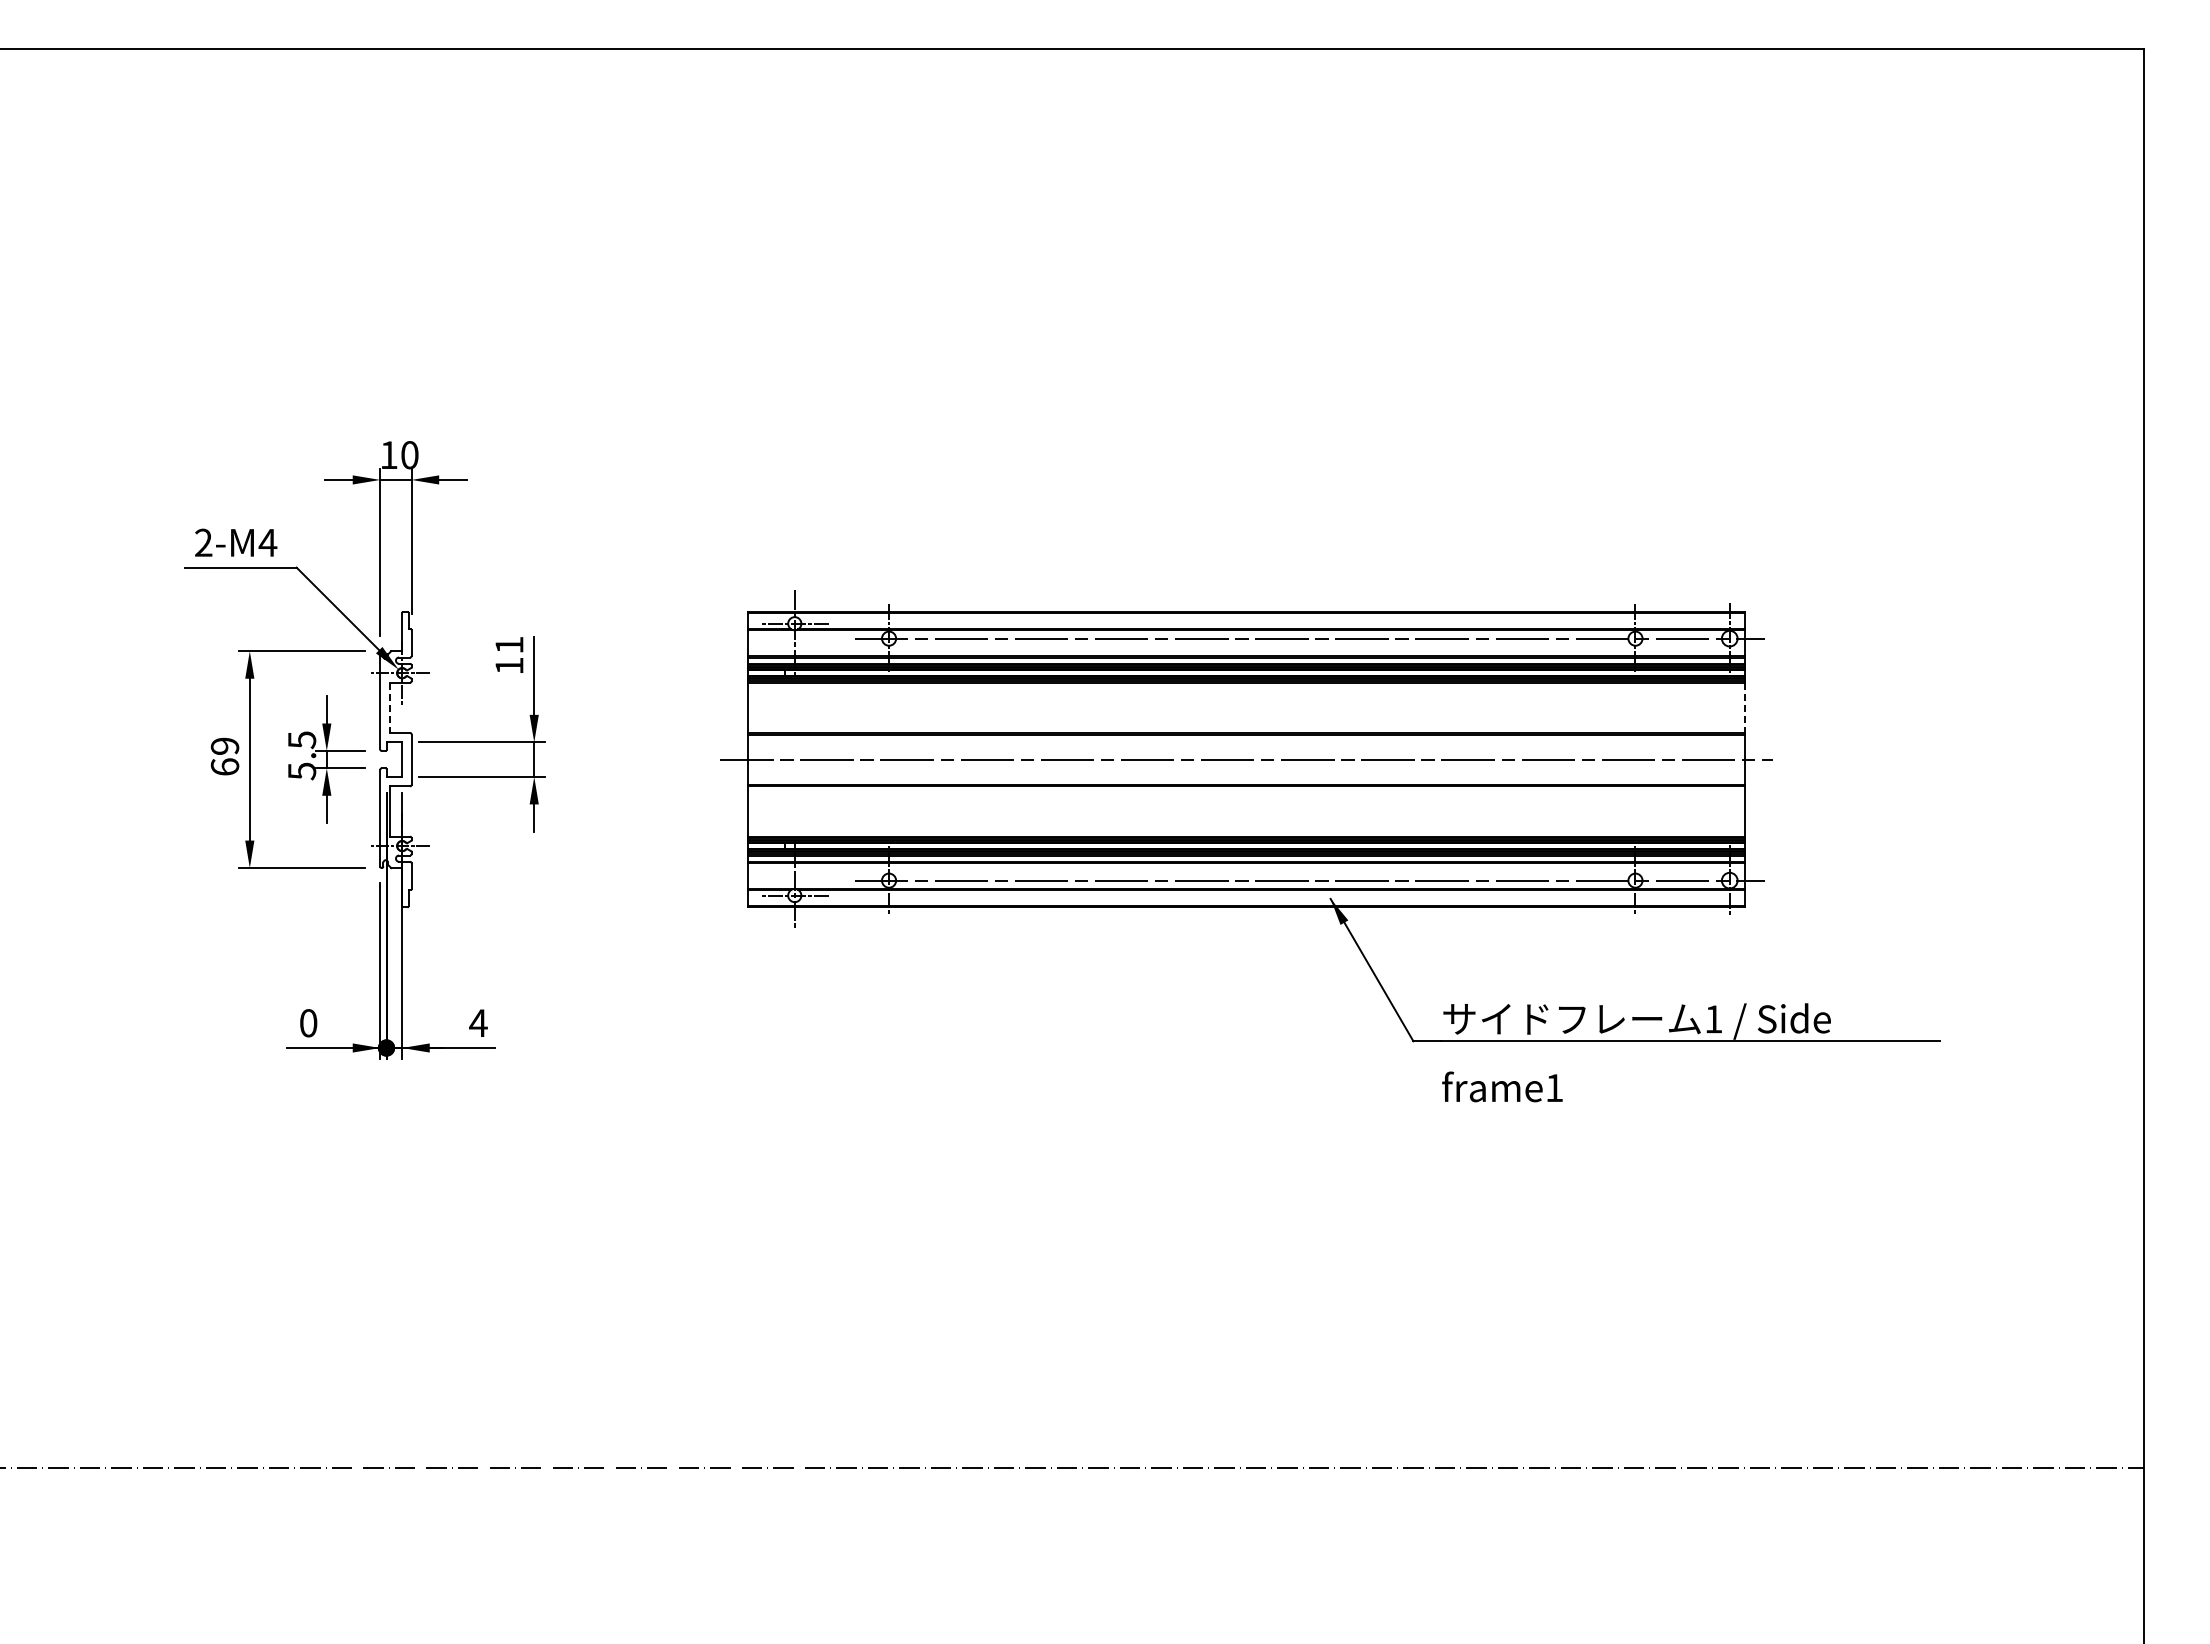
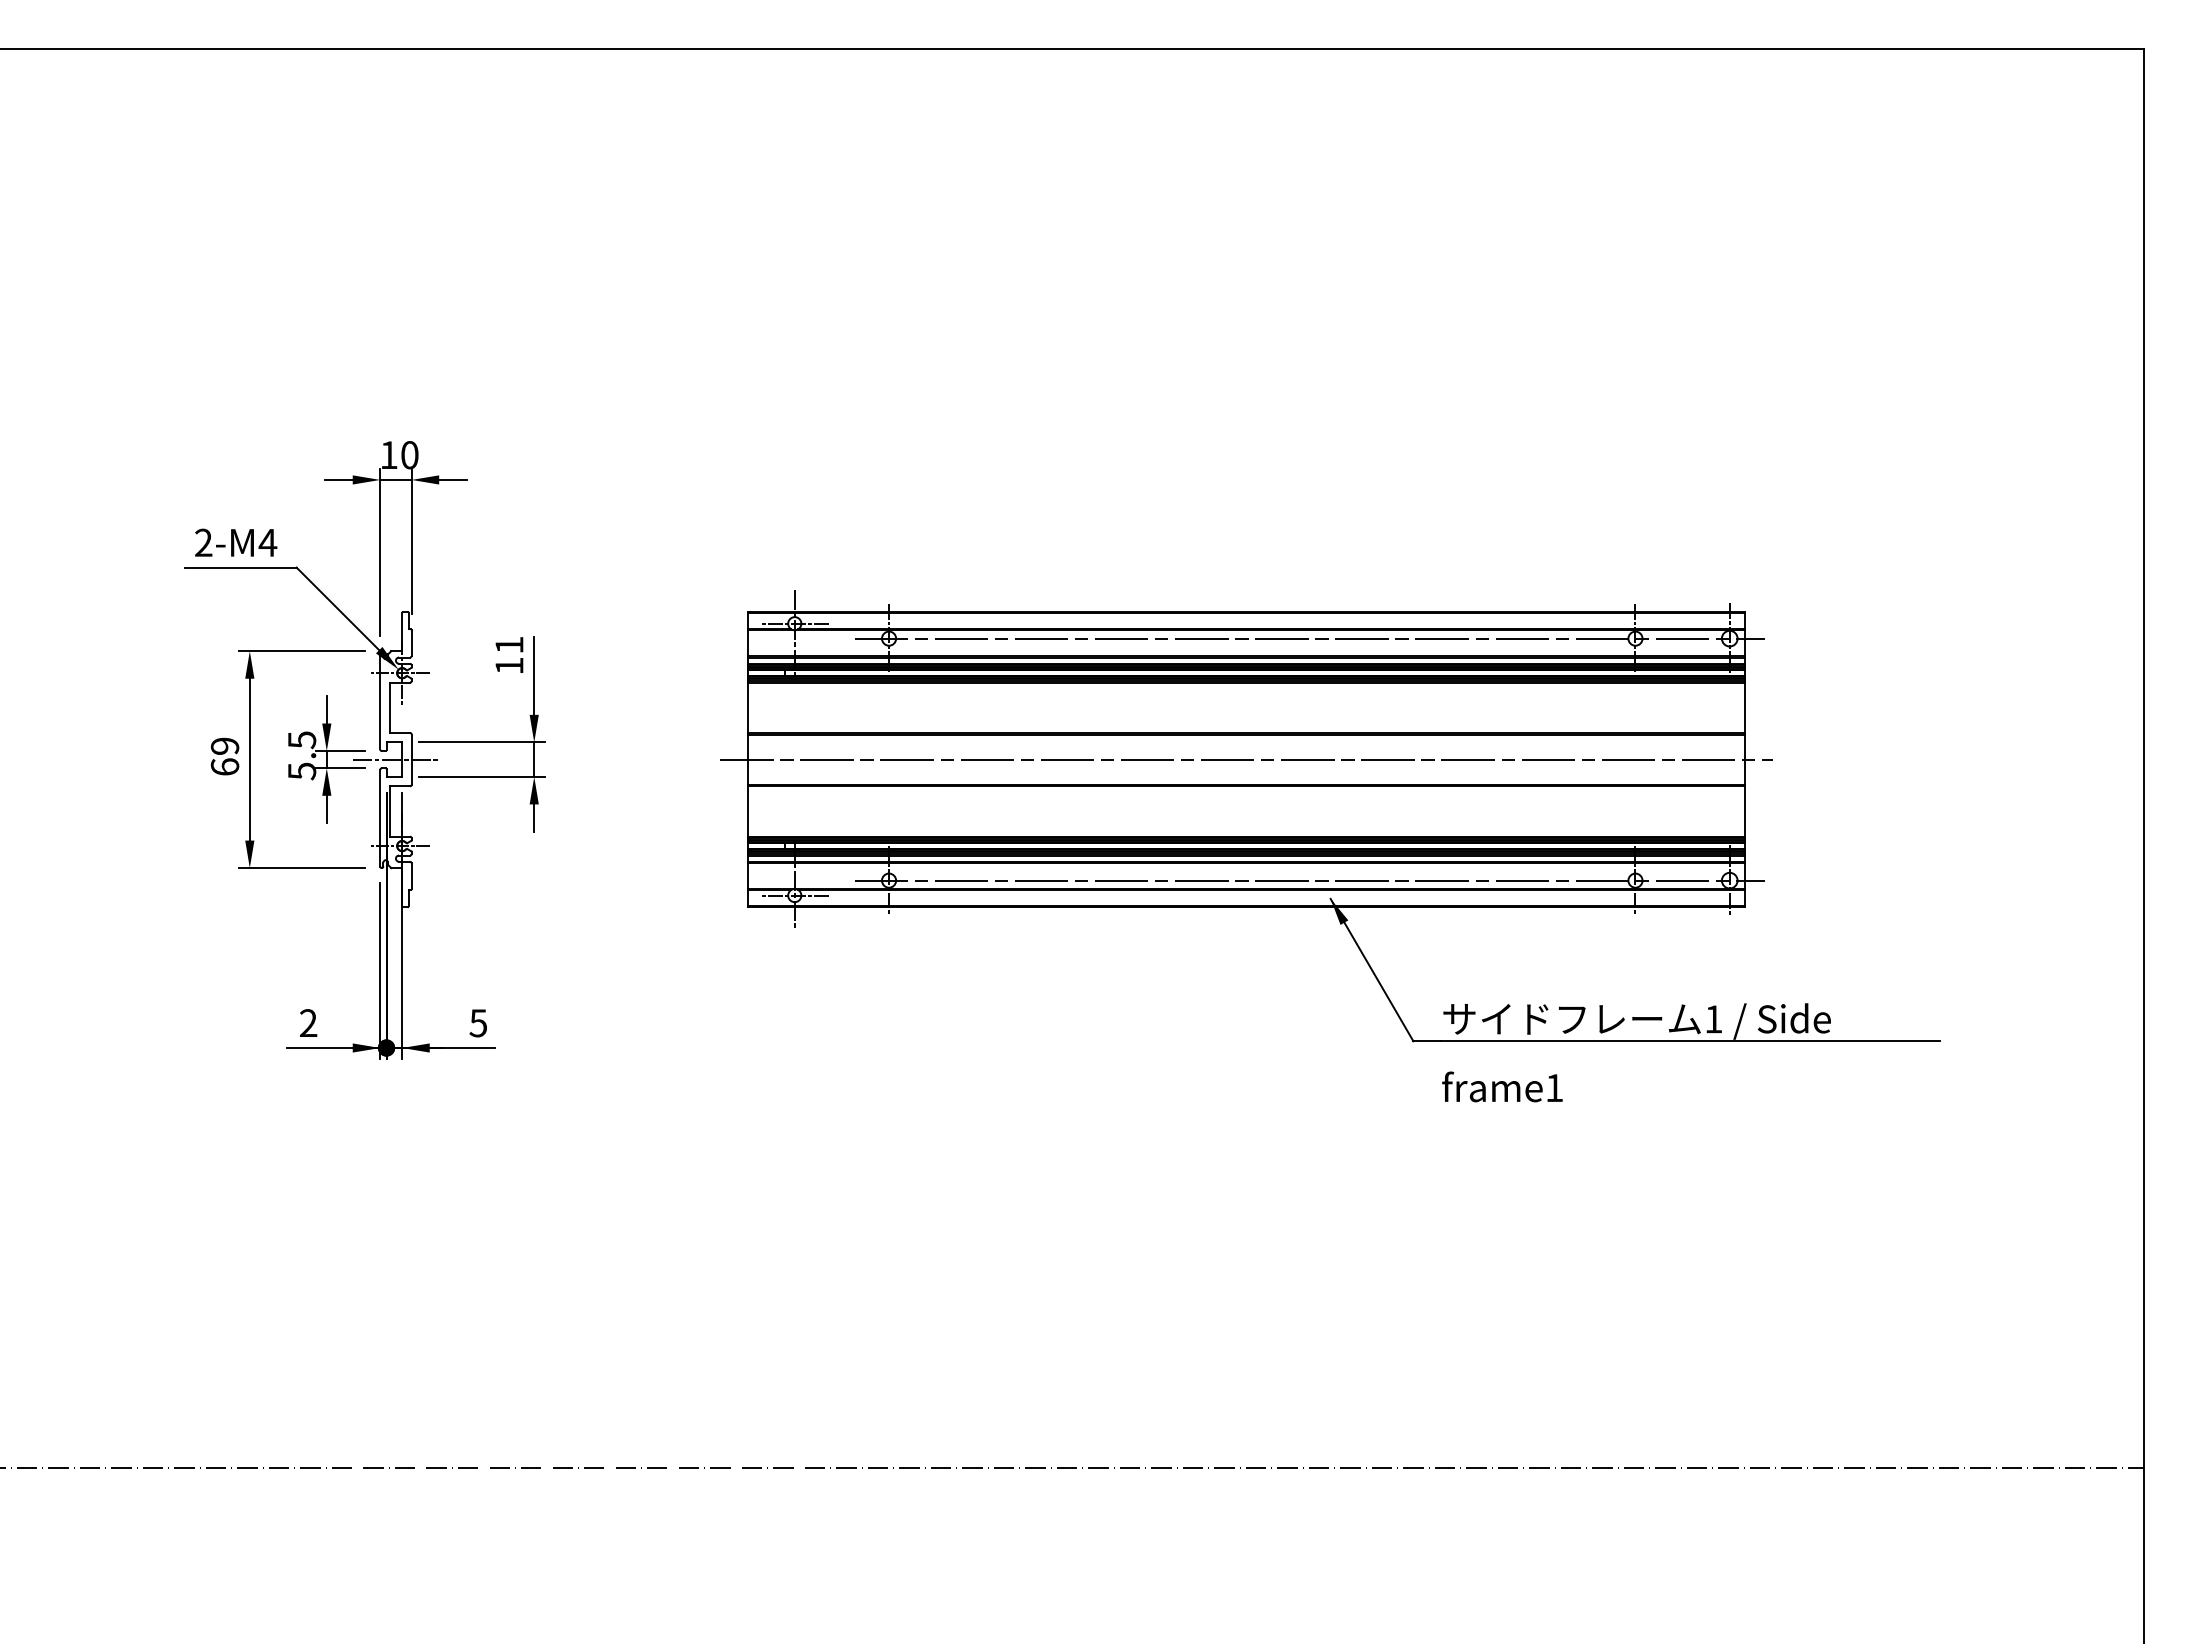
line: dashed -> solid (389, 708)
line: dashed -> solid (1745, 708)
line: none -> present (395, 759)
text: 0 -> 2 (308, 1023)
text: 4 -> 5 (478, 1023)
